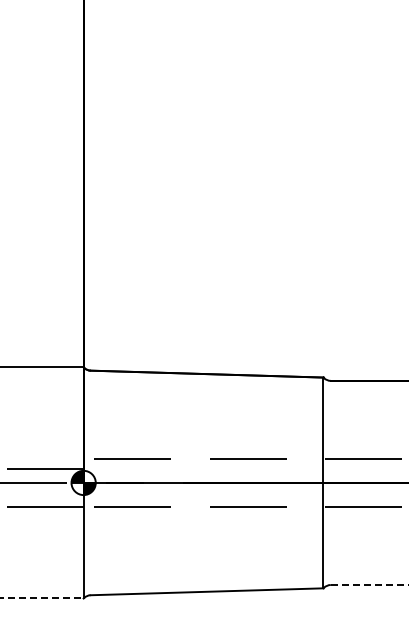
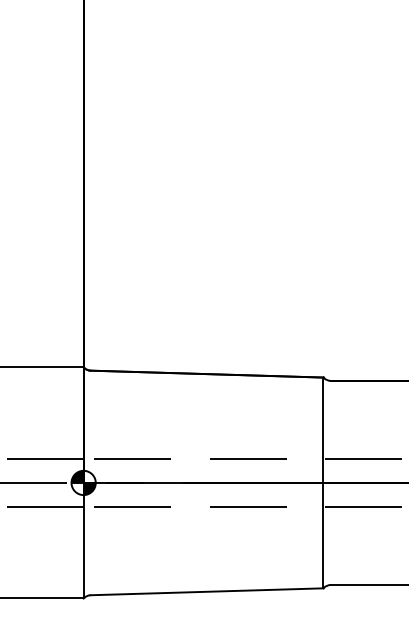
line position: (42, 468) -> (42, 458) (42, 458)
line: dashed -> solid (369, 585)
line: dashed -> solid (42, 598)
